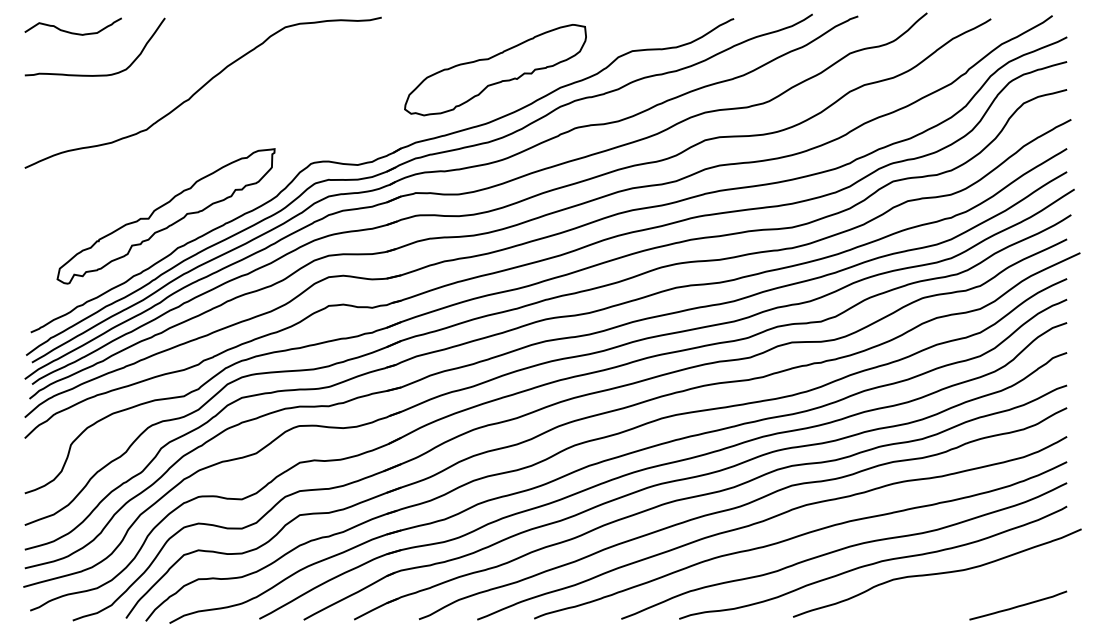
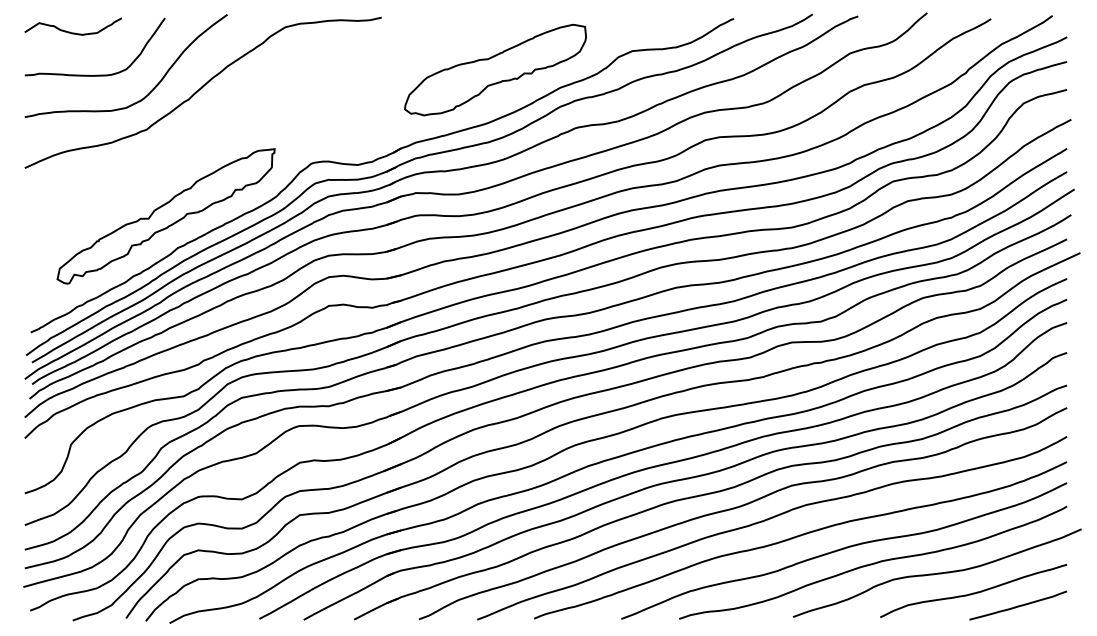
curve: none -> present (151, 89)
curve: none -> present (973, 592)
